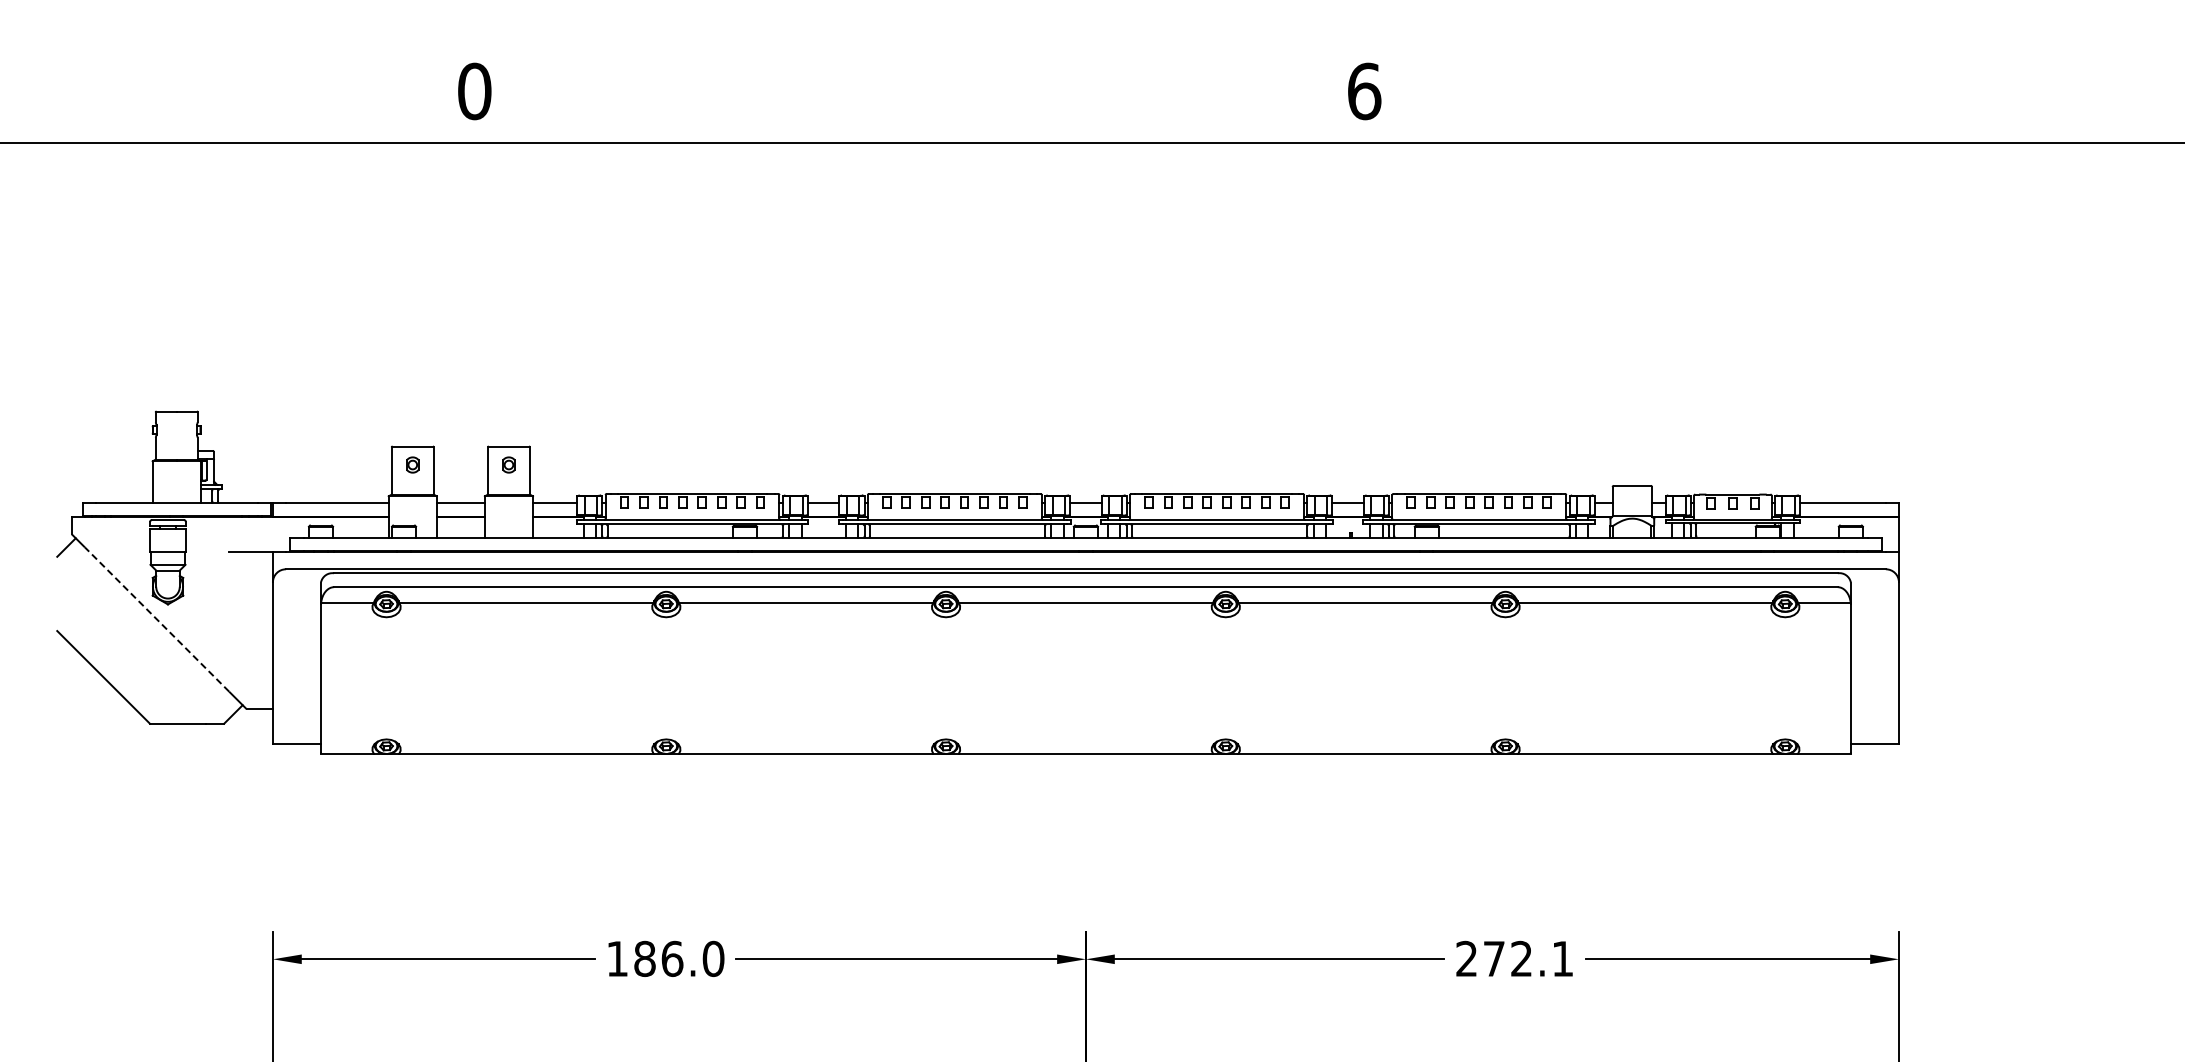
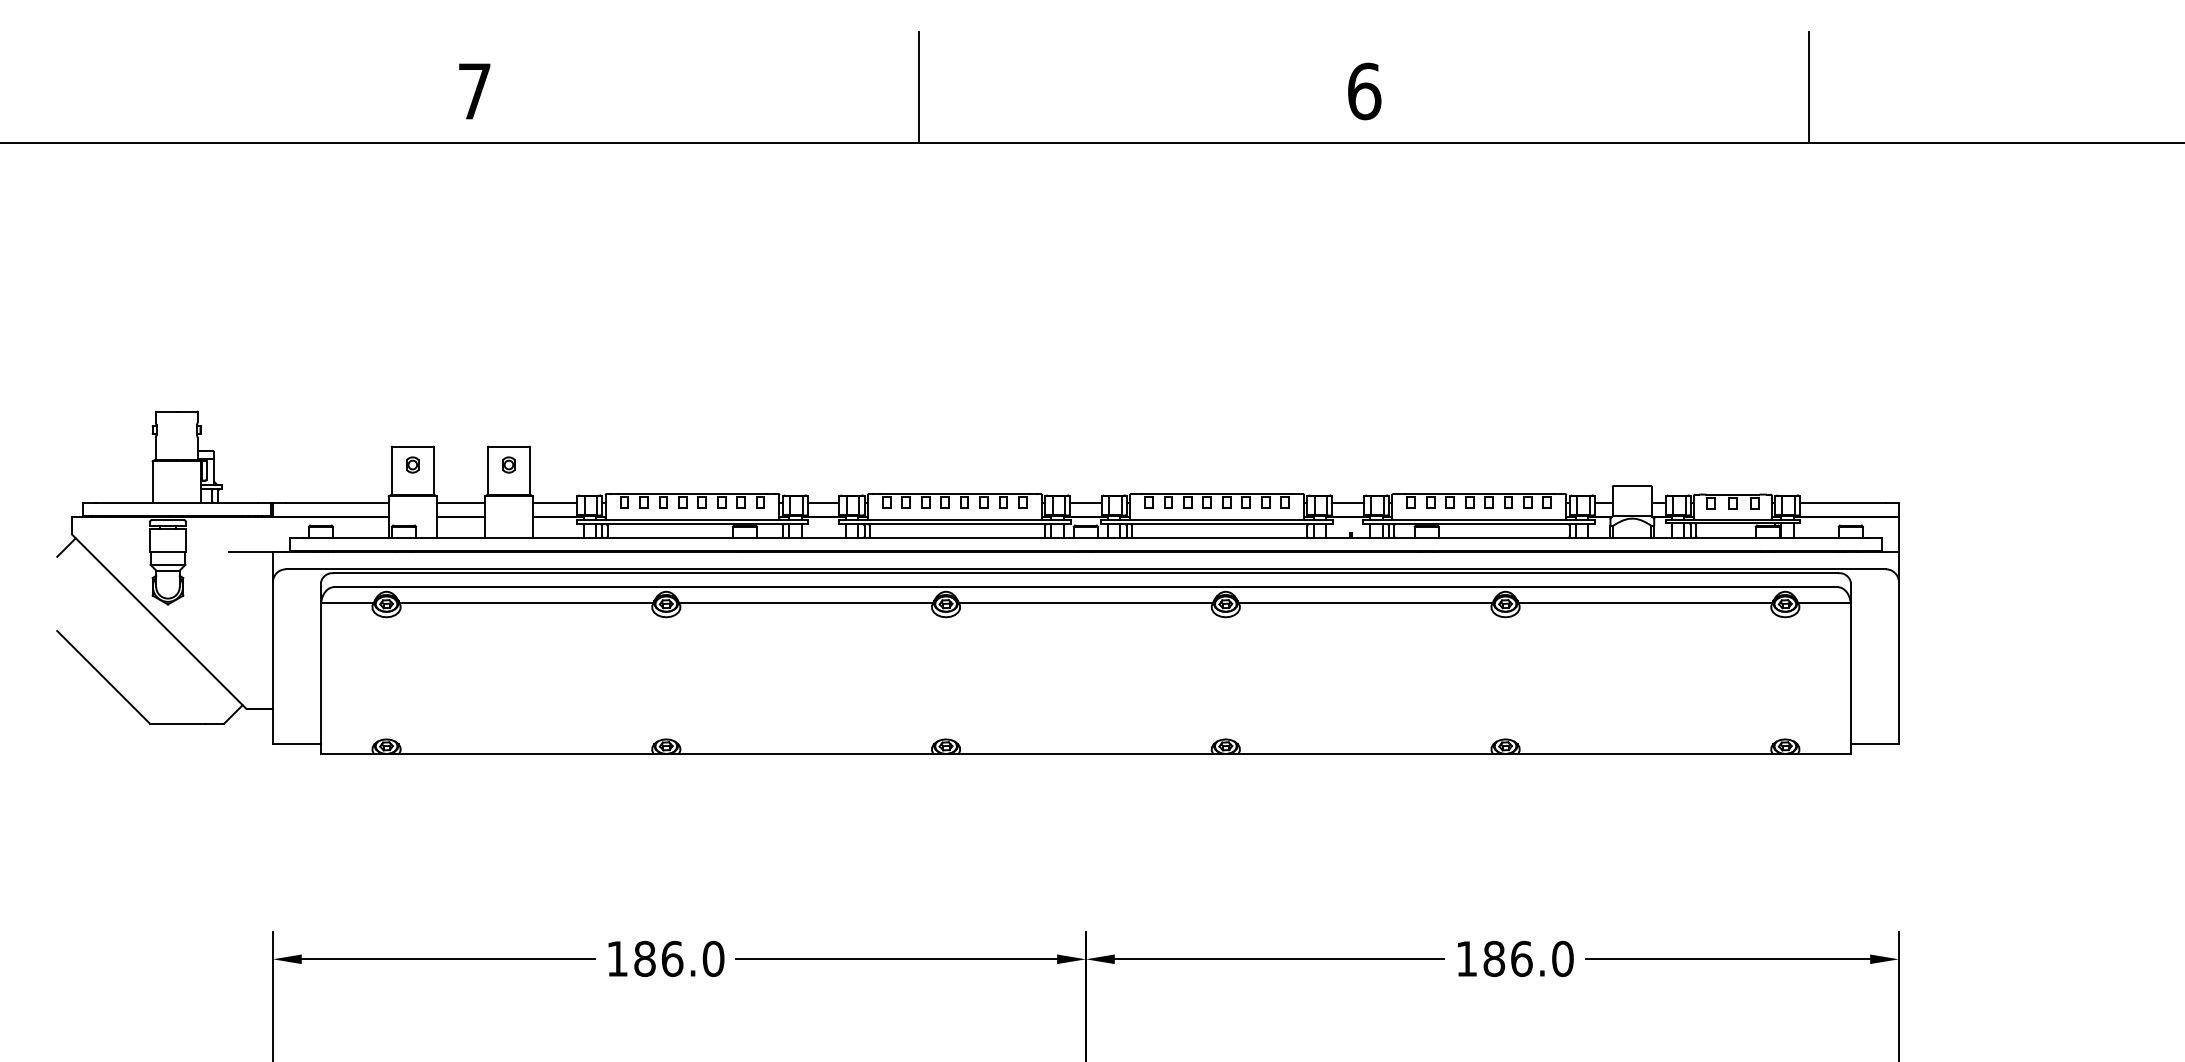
line: none -> present (919, 86)
line: none -> present (1808, 86)
text: 0 -> 7 (474, 91)
line: dashed -> solid (157, 619)
text: 272.1 -> 186.0 (1514, 958)
